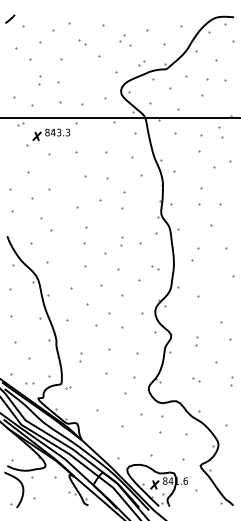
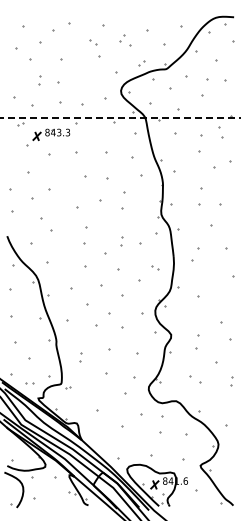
line: present -> none (10, 18)
part position: (82, 42) -> (93, 42) (93, 42)
line: solid -> dashed (120, 118)
part size: 4x11 px -> 5x16 px (197, 341)
part size: 9x6 px -> 13x9 px (195, 379)
